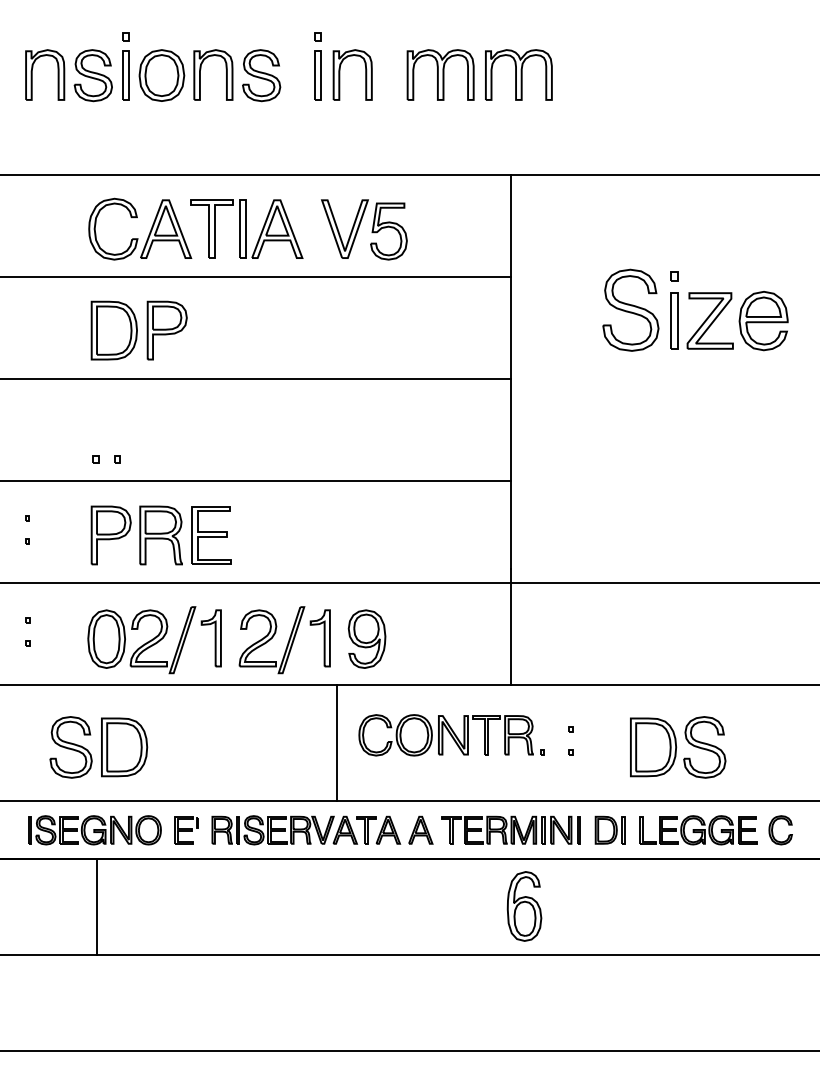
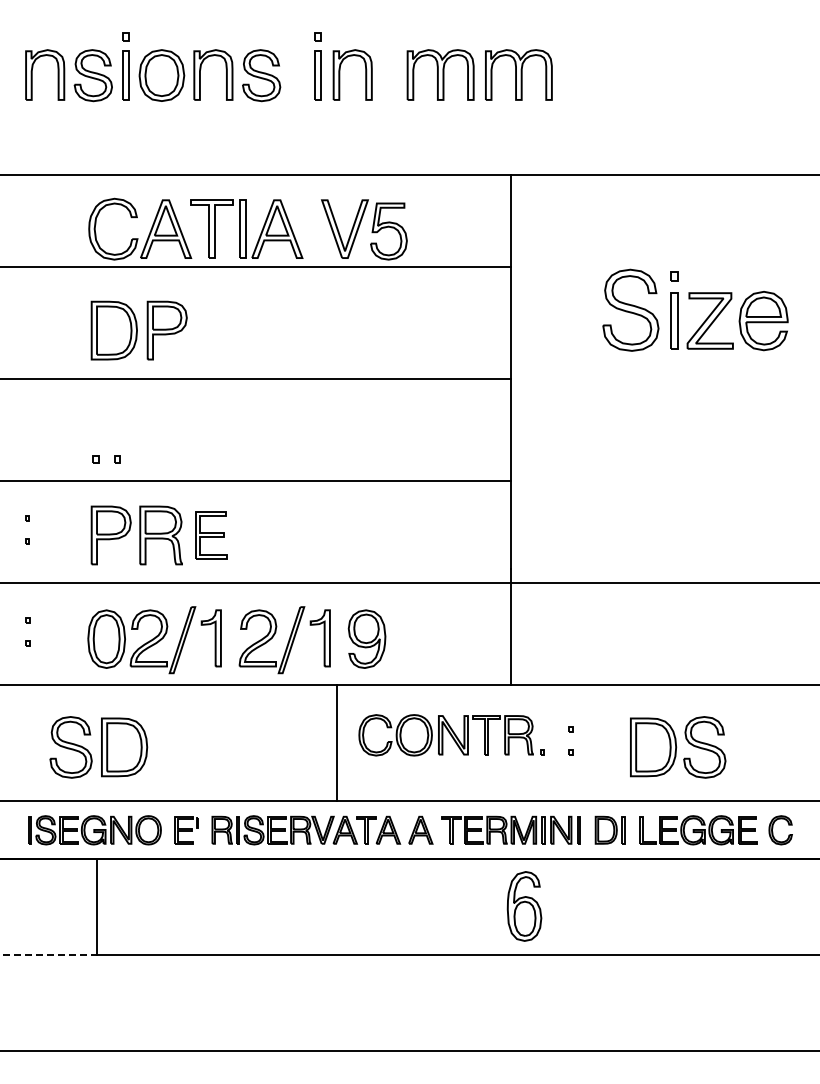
line position: (256, 277) -> (256, 267) (256, 267)
part size: 41x59 px -> 33x49 px (211, 535)
line: solid -> dashed (48, 955)
